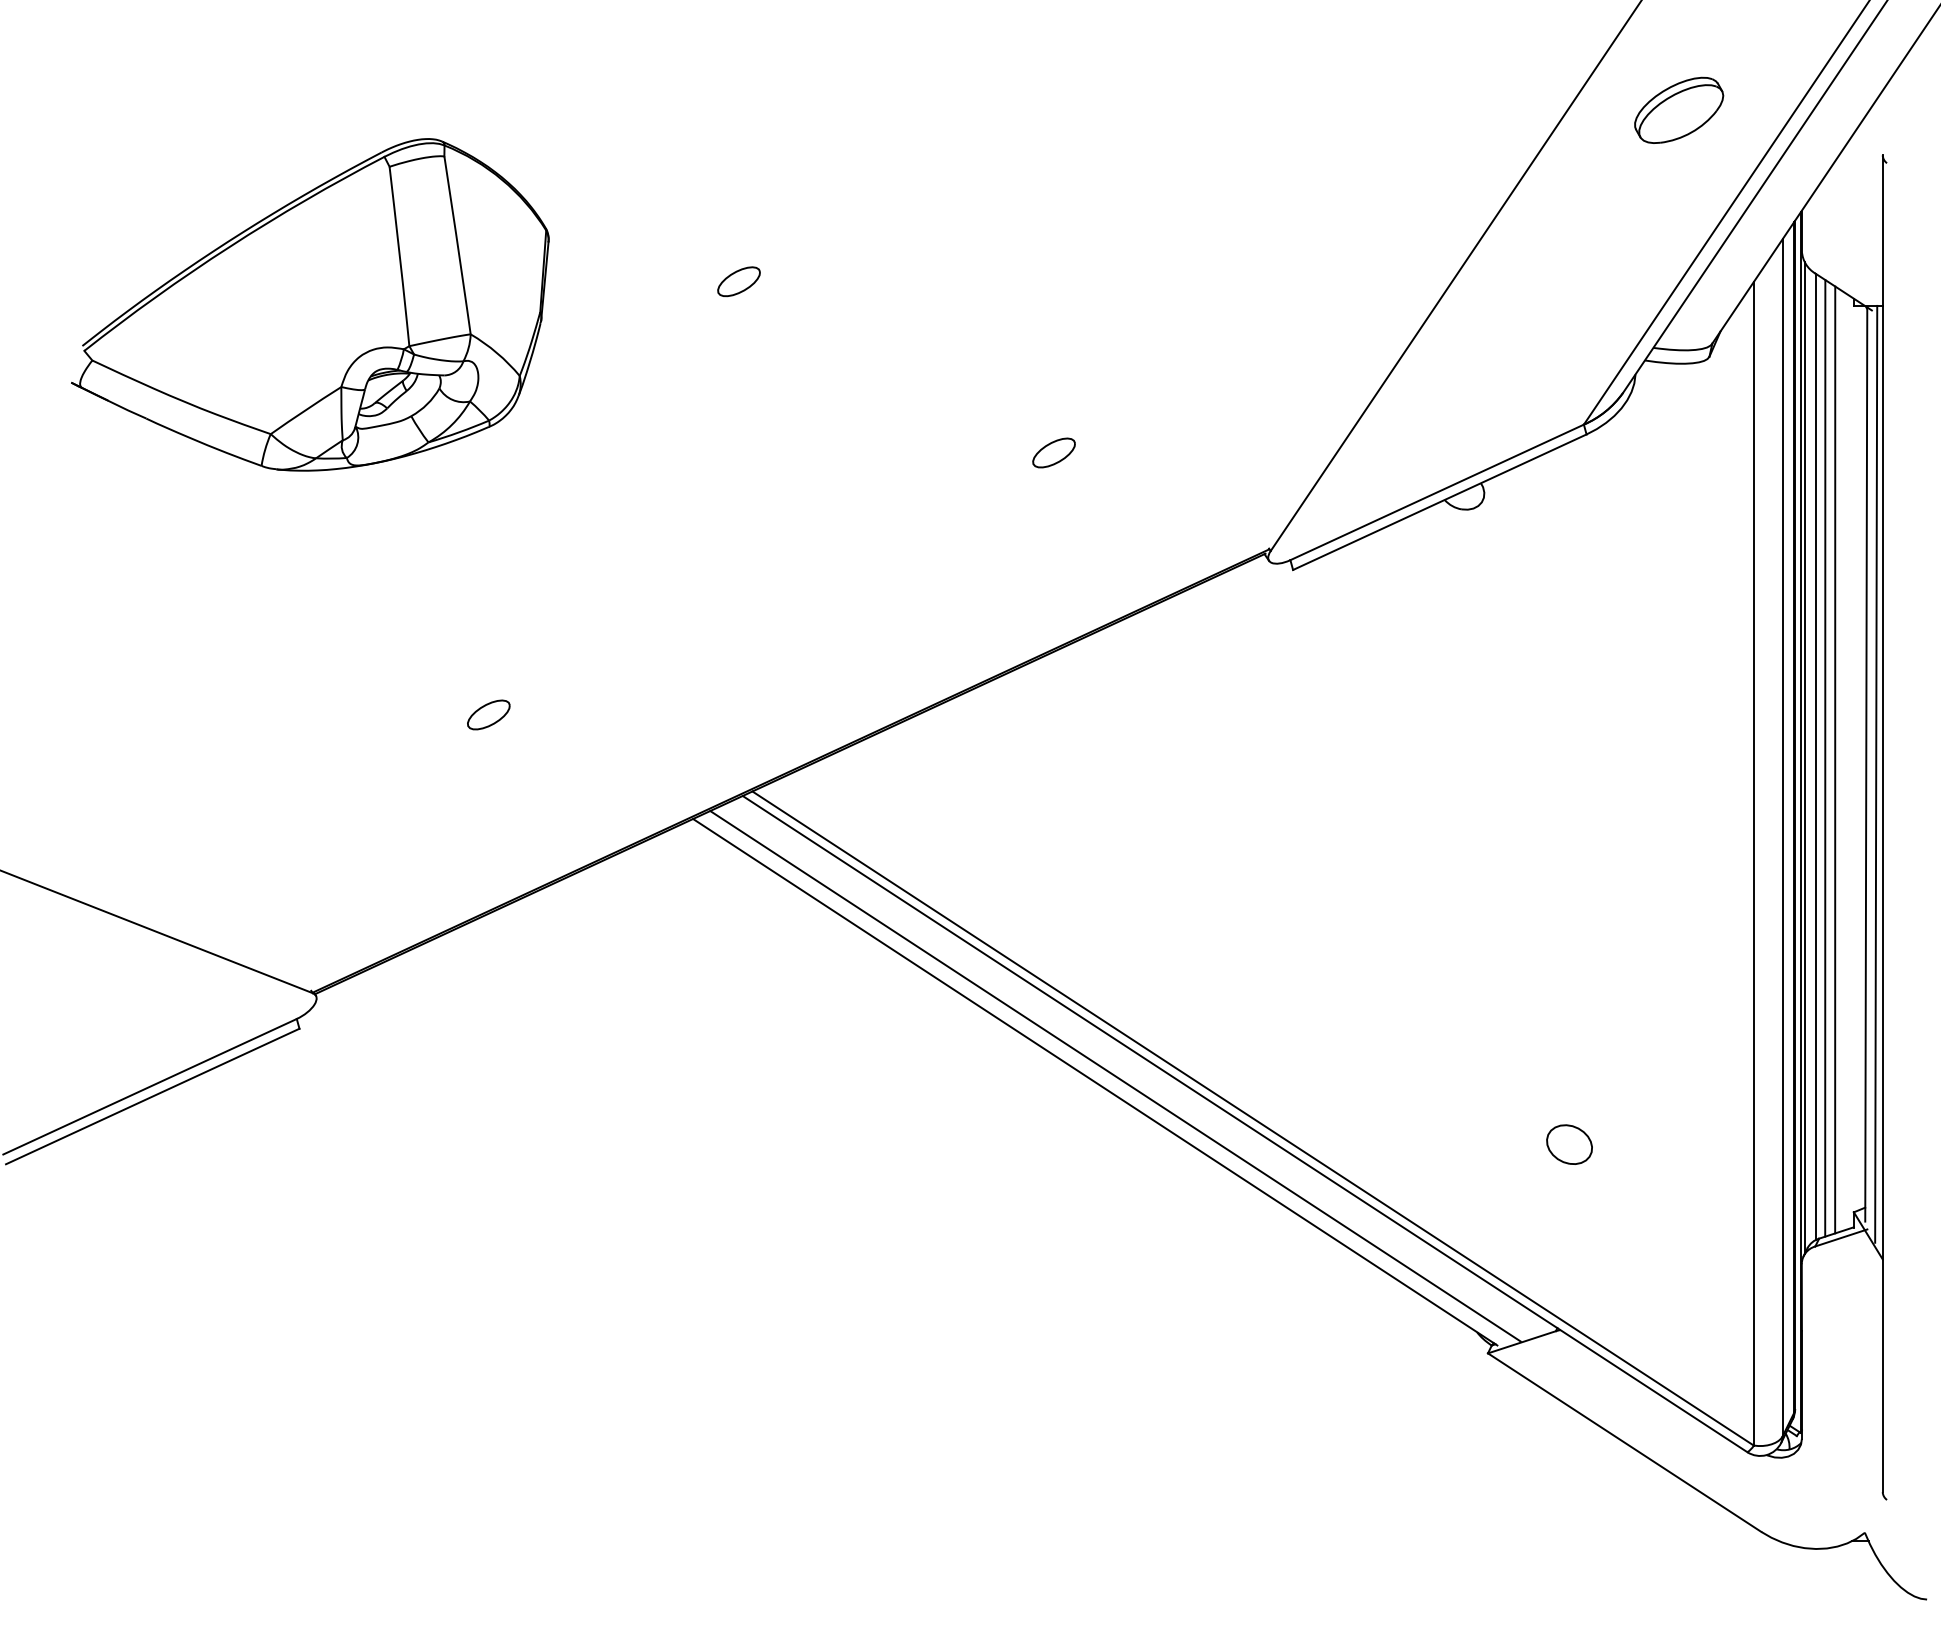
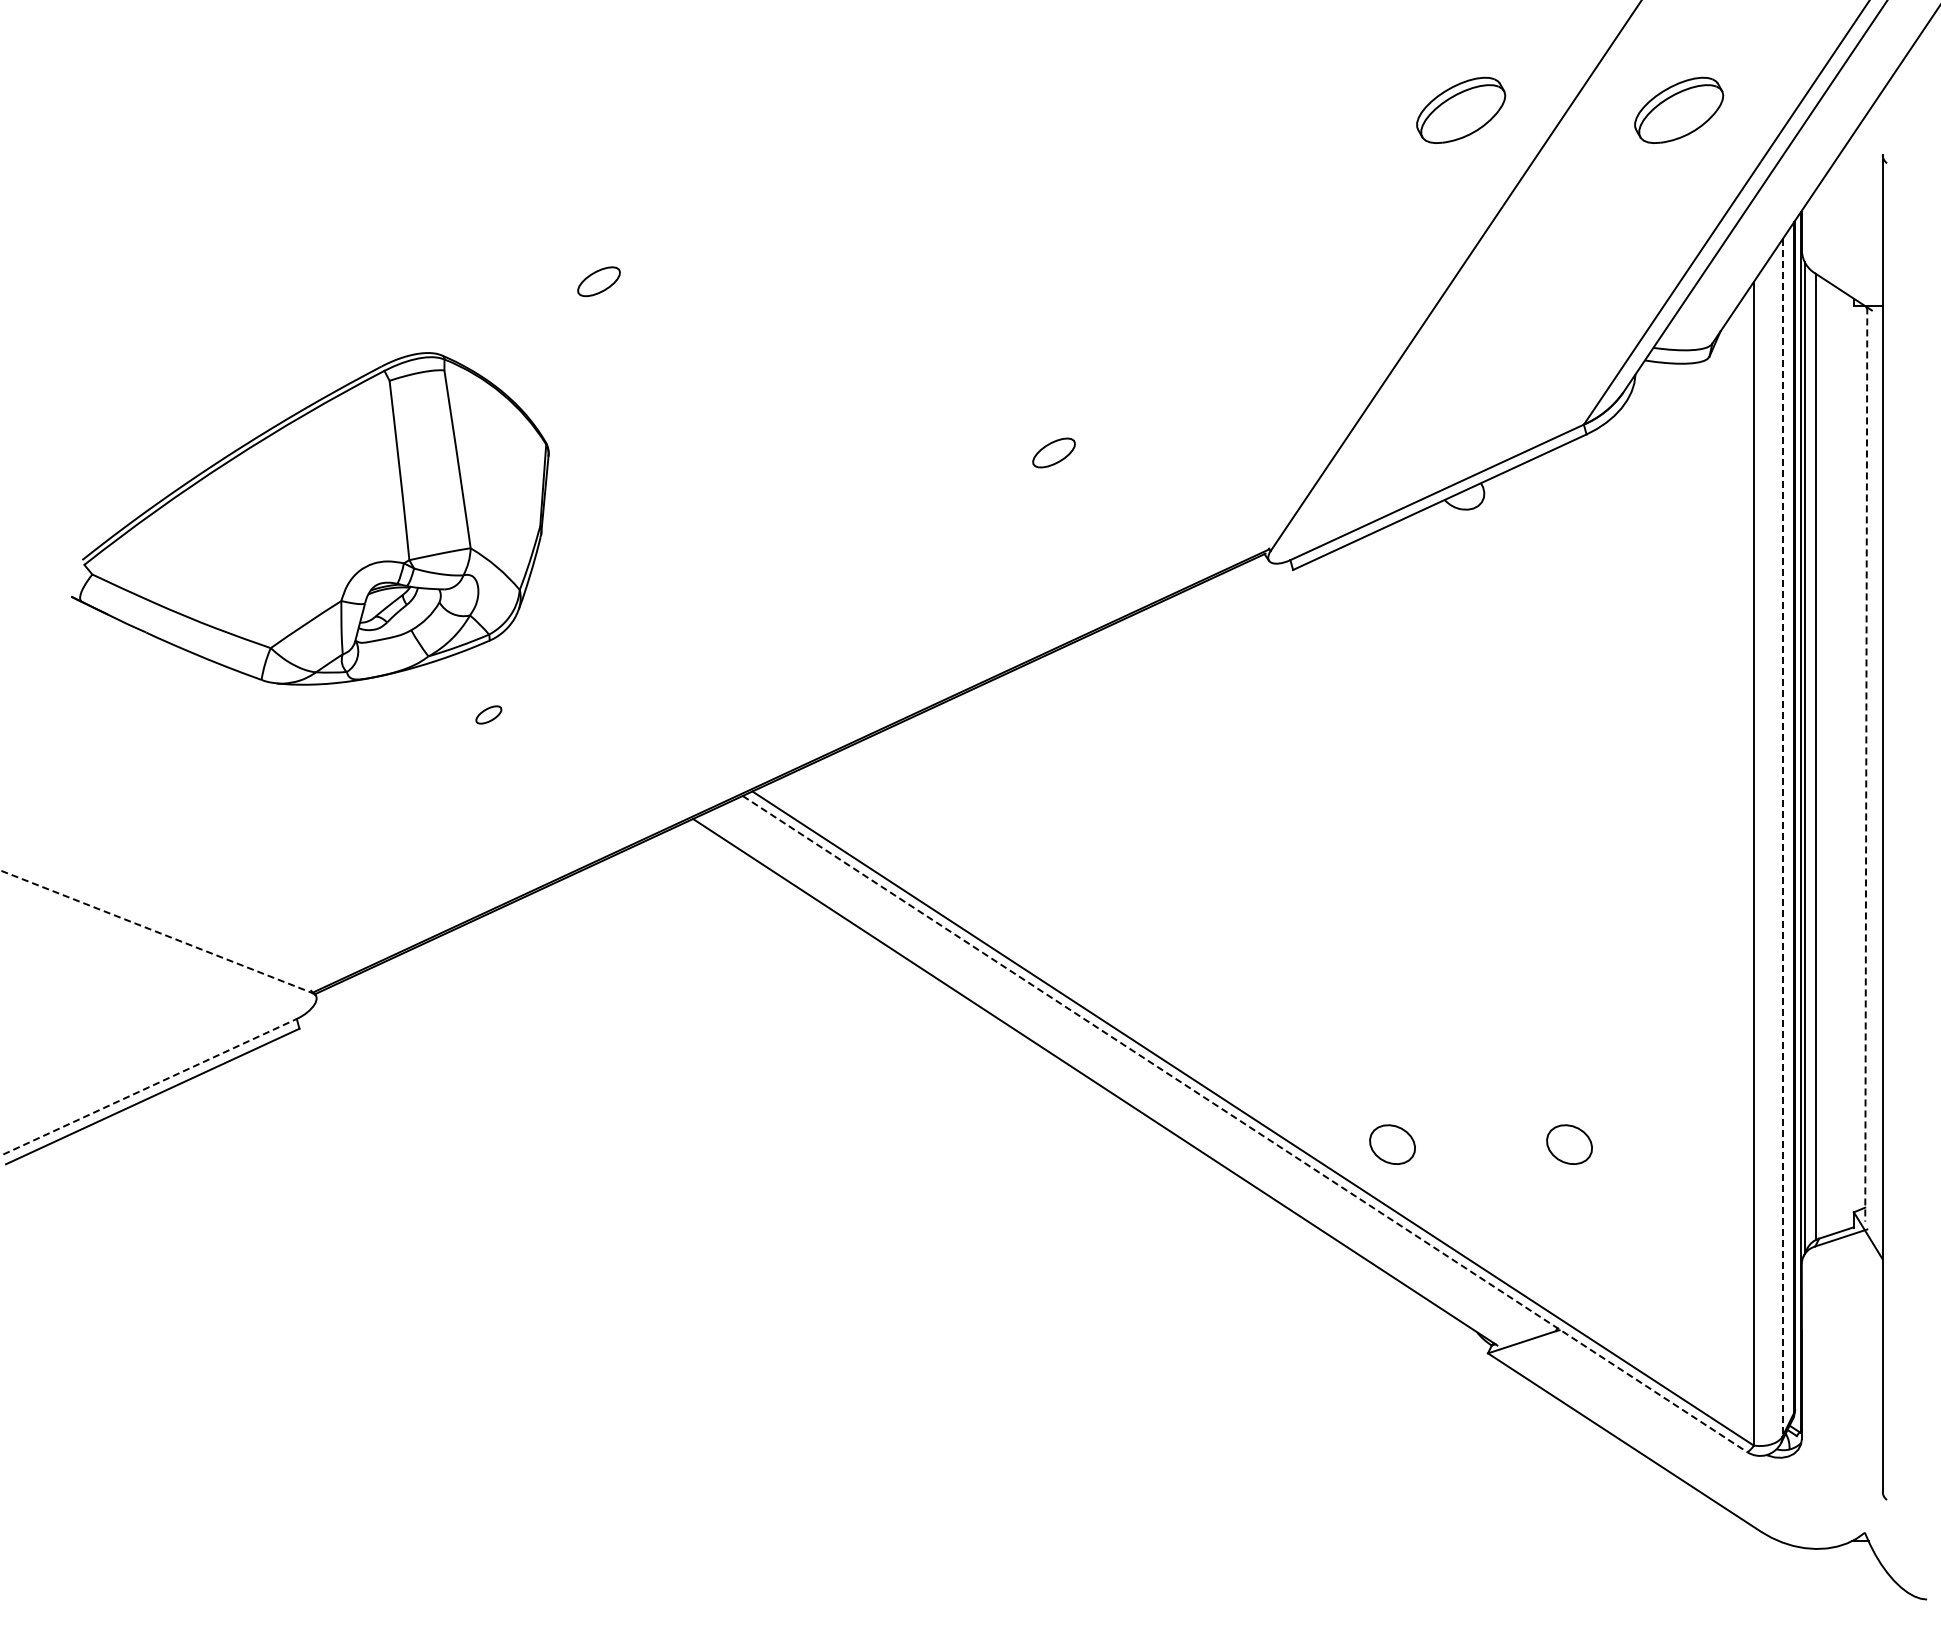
part: none -> present (1461, 109)
part position: (738, 281) -> (598, 281) (598, 281)
part position: (310, 304) -> (310, 518) (310, 518)
part size: 44x32 px -> 28x20 px (488, 714)
line: present -> none (1825, 758)
line: present -> none (1835, 759)
line: solid -> dashed (1866, 765)
line: present -> none (1876, 773)
line: solid -> dashed (1782, 837)
line: solid -> dashed (156, 931)
line: present -> none (1115, 1076)
line: solid -> dashed (150, 1086)
line: solid -> dashed (1245, 1124)
part: none -> present (1392, 1144)
